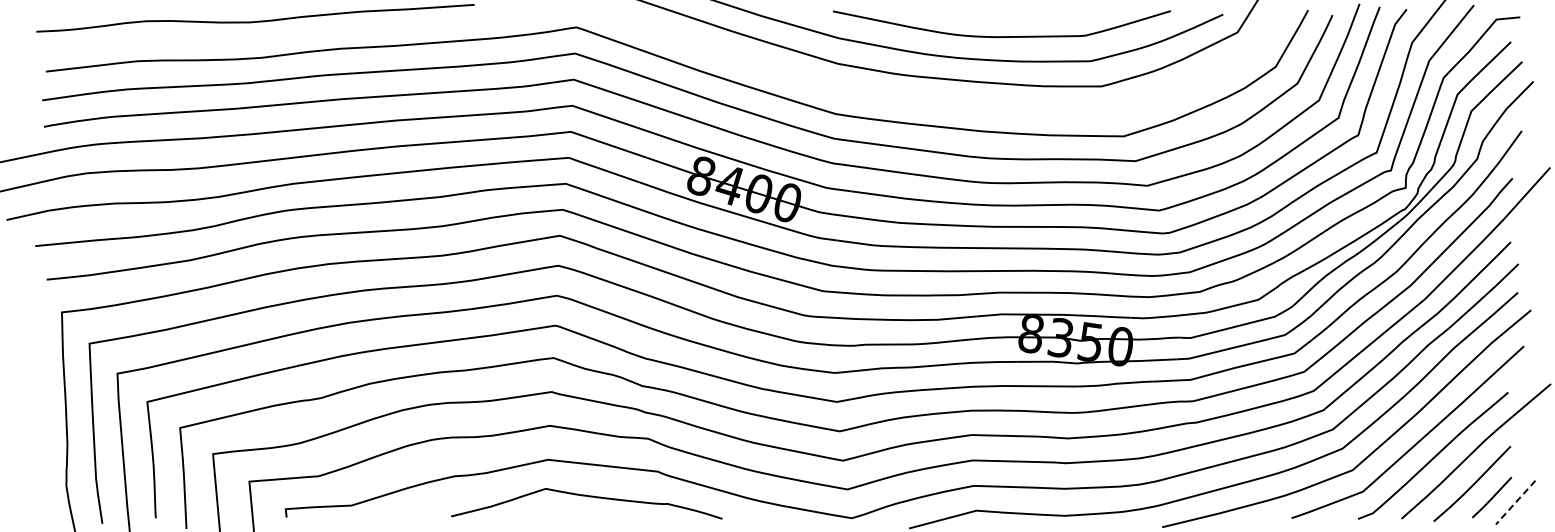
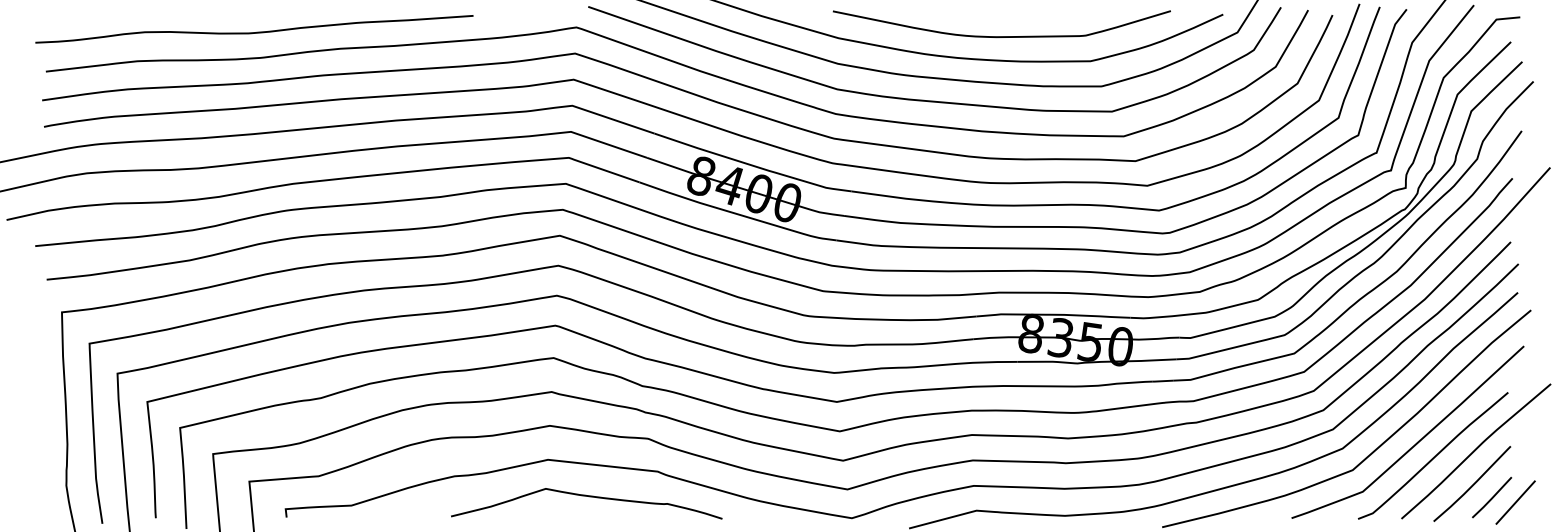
curve position: (257, 20) -> (256, 31) (256, 31)
curve: none -> present (934, 100)
line: dashed -> solid (1515, 502)
